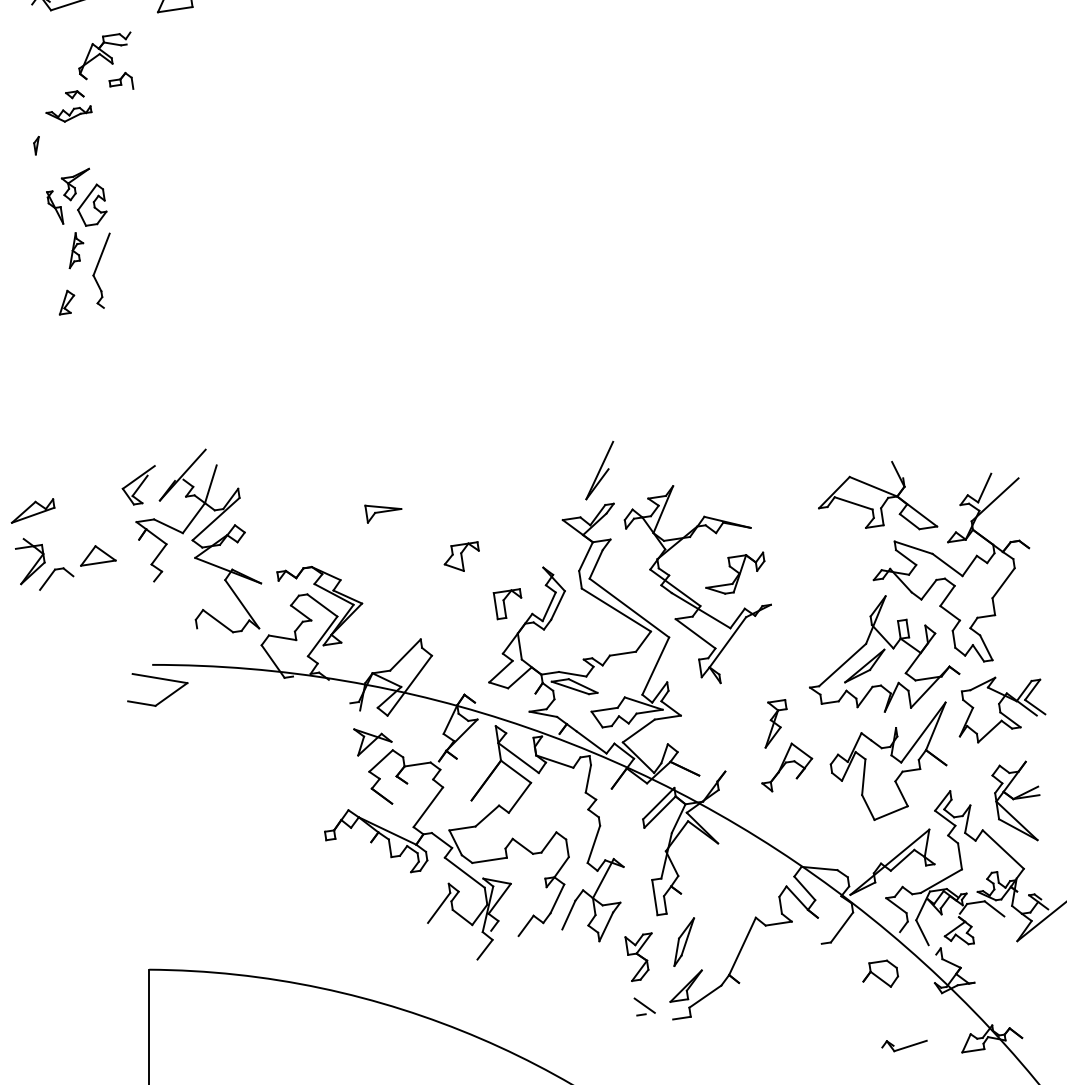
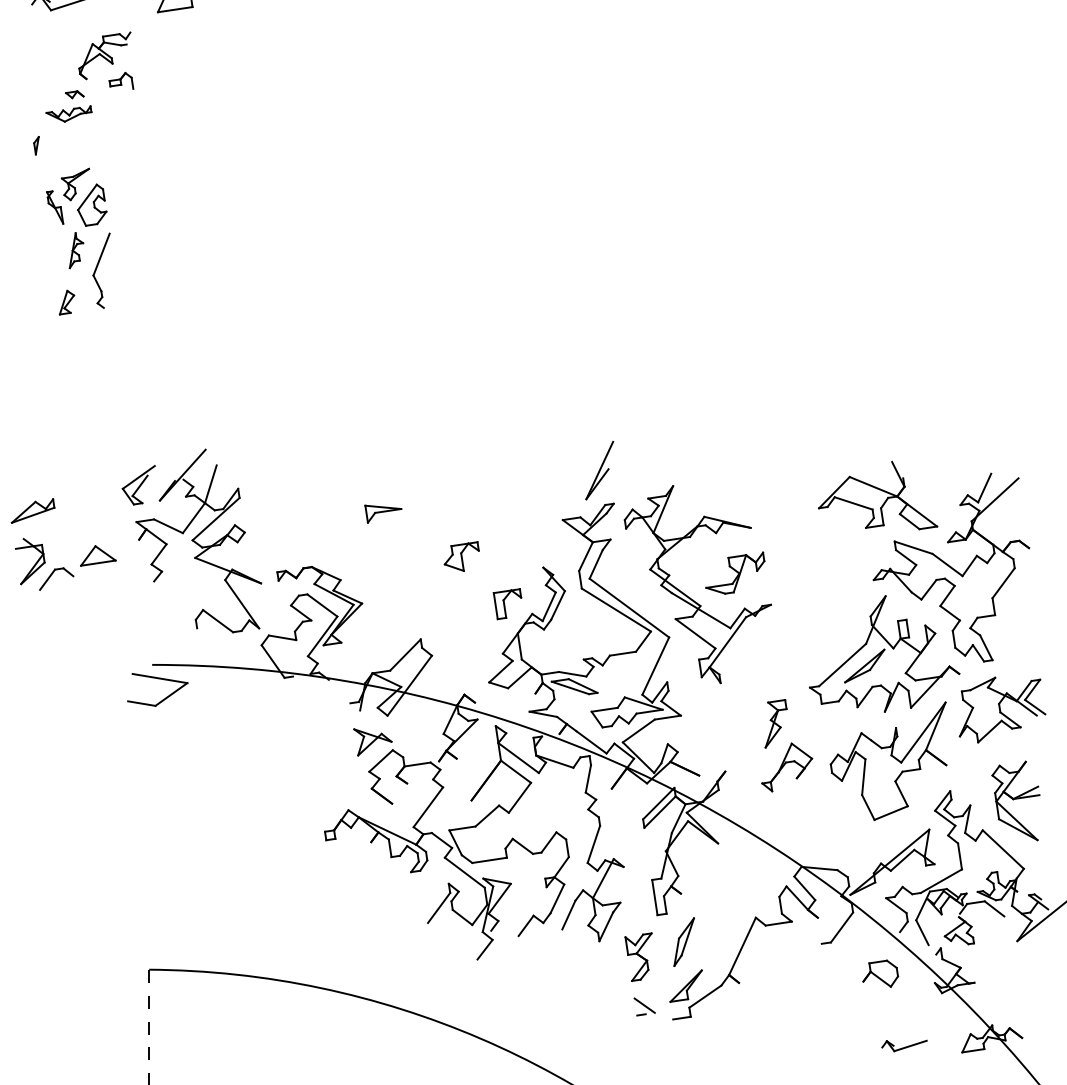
line: solid -> dashed (149, 1027)
